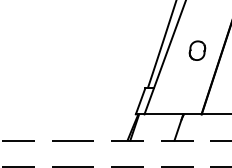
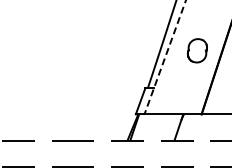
part size: 19x21 px -> 22x26 px (196, 50)
line: solid -> dashed (164, 58)
